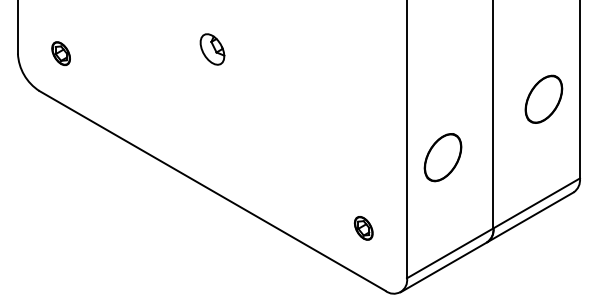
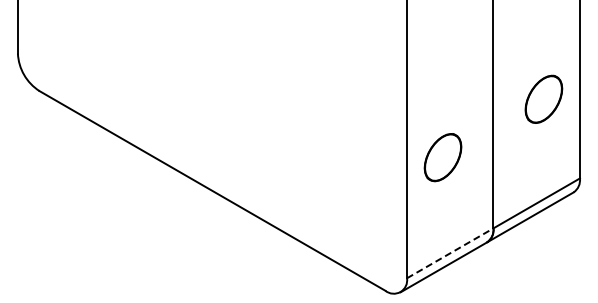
part: present -> none (212, 49)
part: present -> none (60, 53)
part: present -> none (363, 228)
line: solid -> dashed (450, 253)
